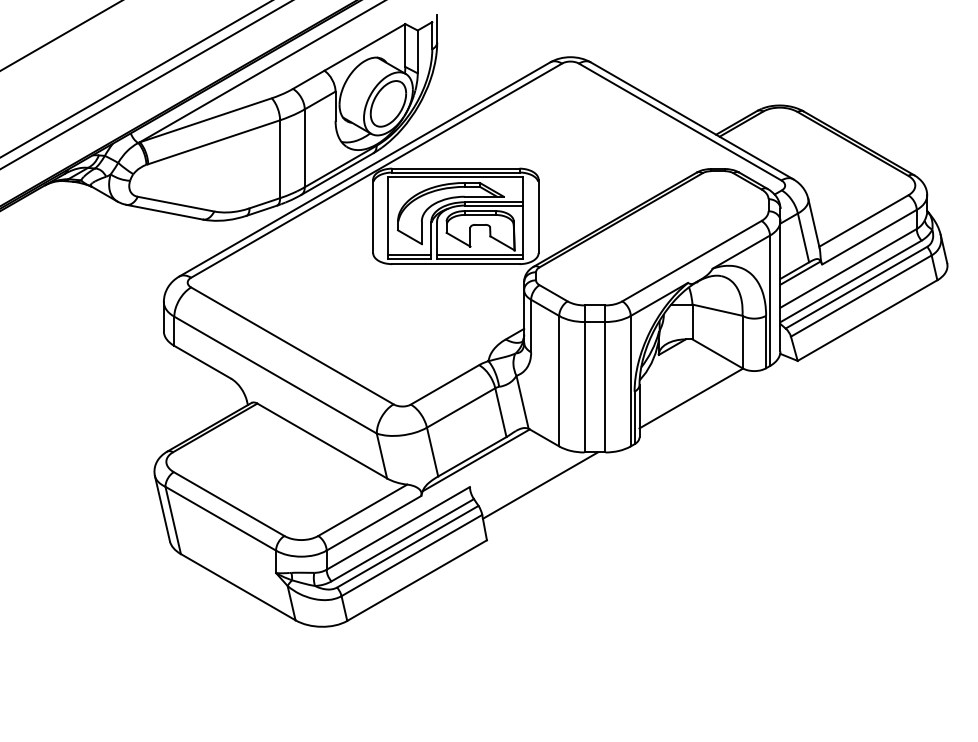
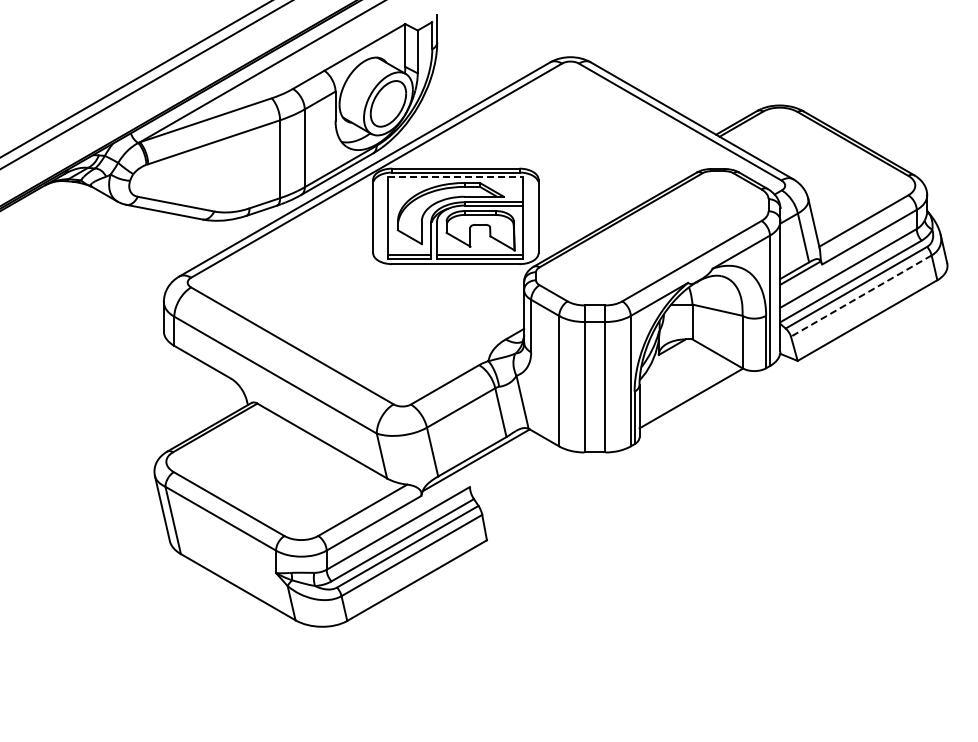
line: present -> none (60, 35)
line: solid -> dashed (456, 177)
line: solid -> dashed (860, 296)
line: present -> none (539, 485)
